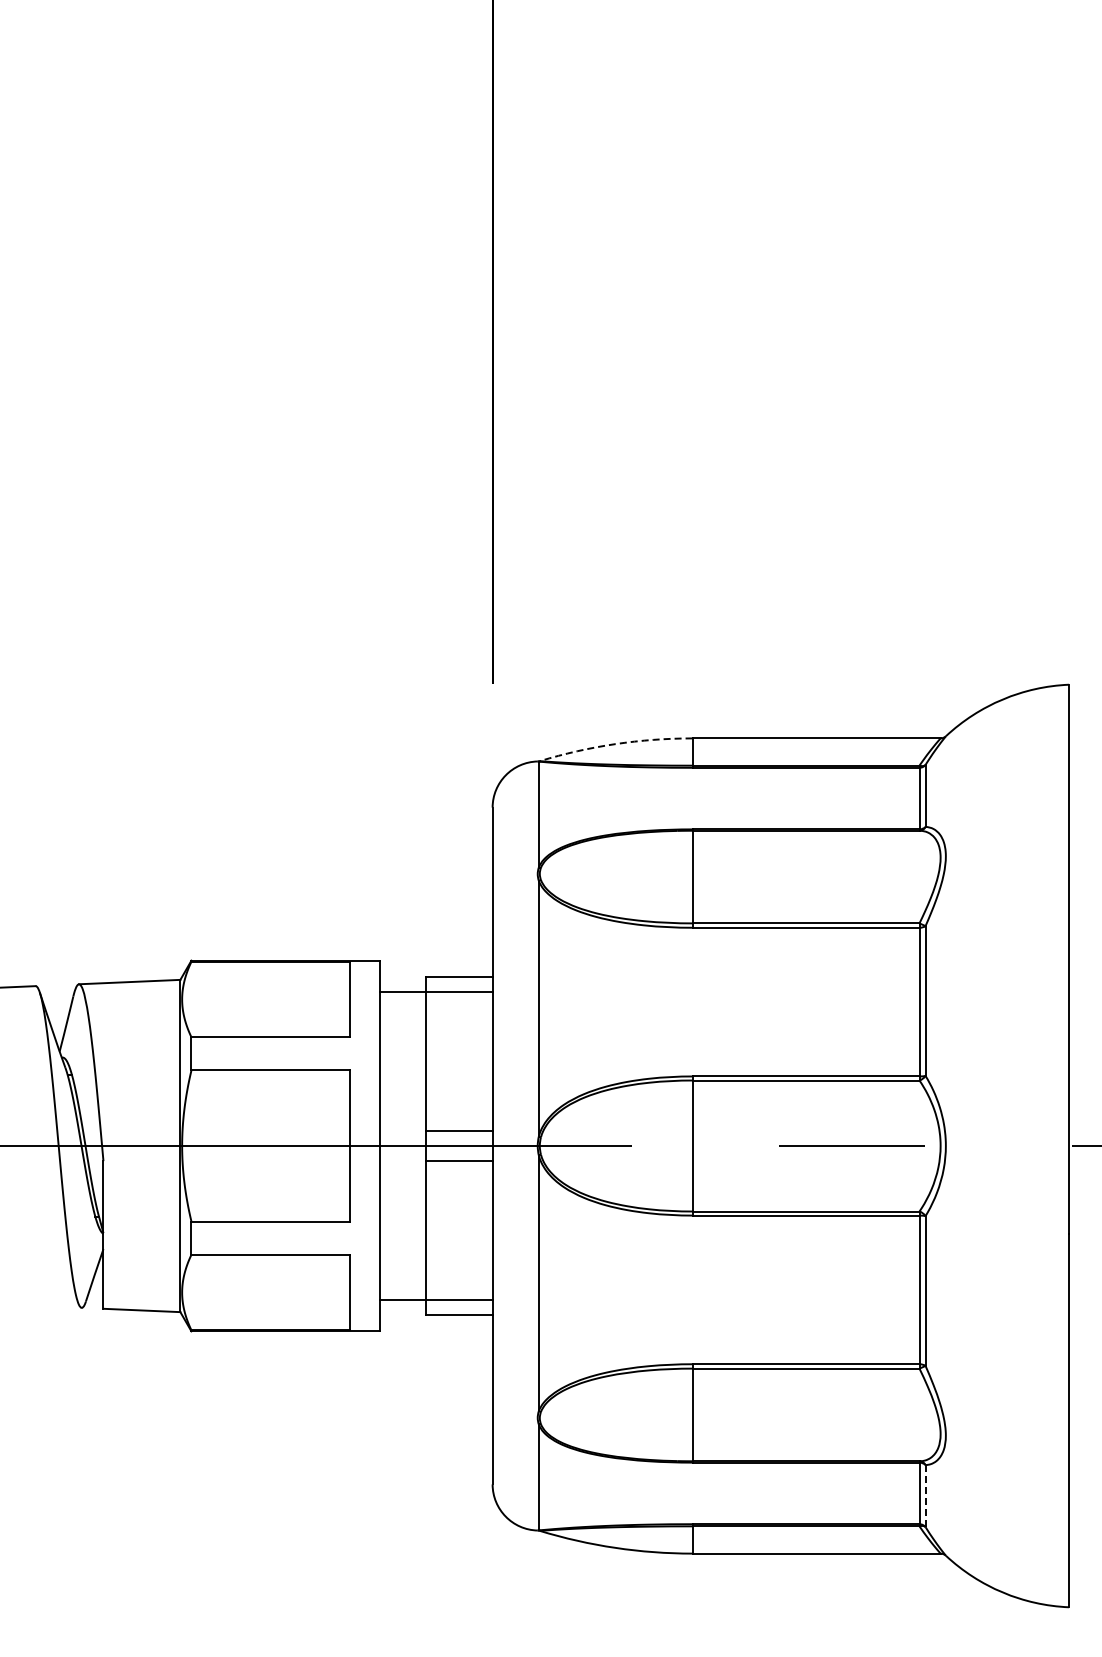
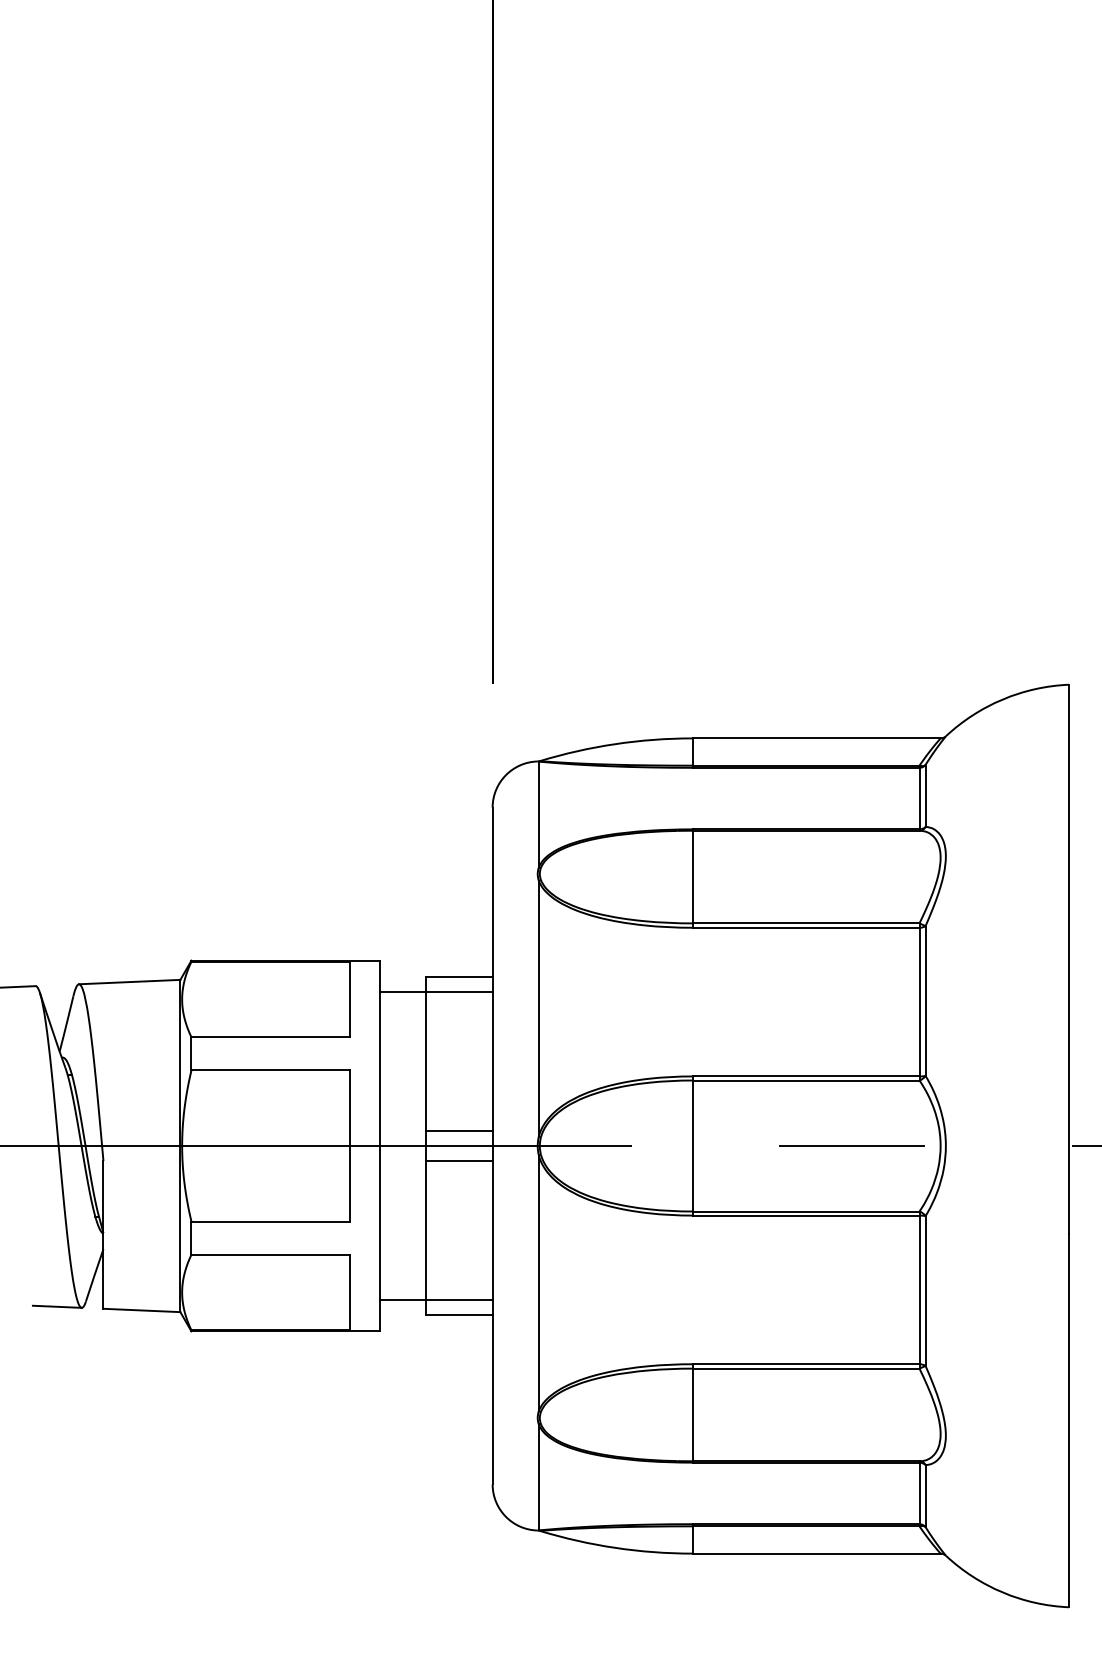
arc: dashed -> solid (615, 744)
line: none -> present (56, 1306)
line: dashed -> solid (925, 1495)
